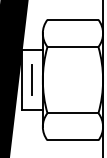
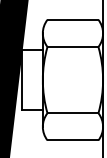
line: present -> none (31, 79)
